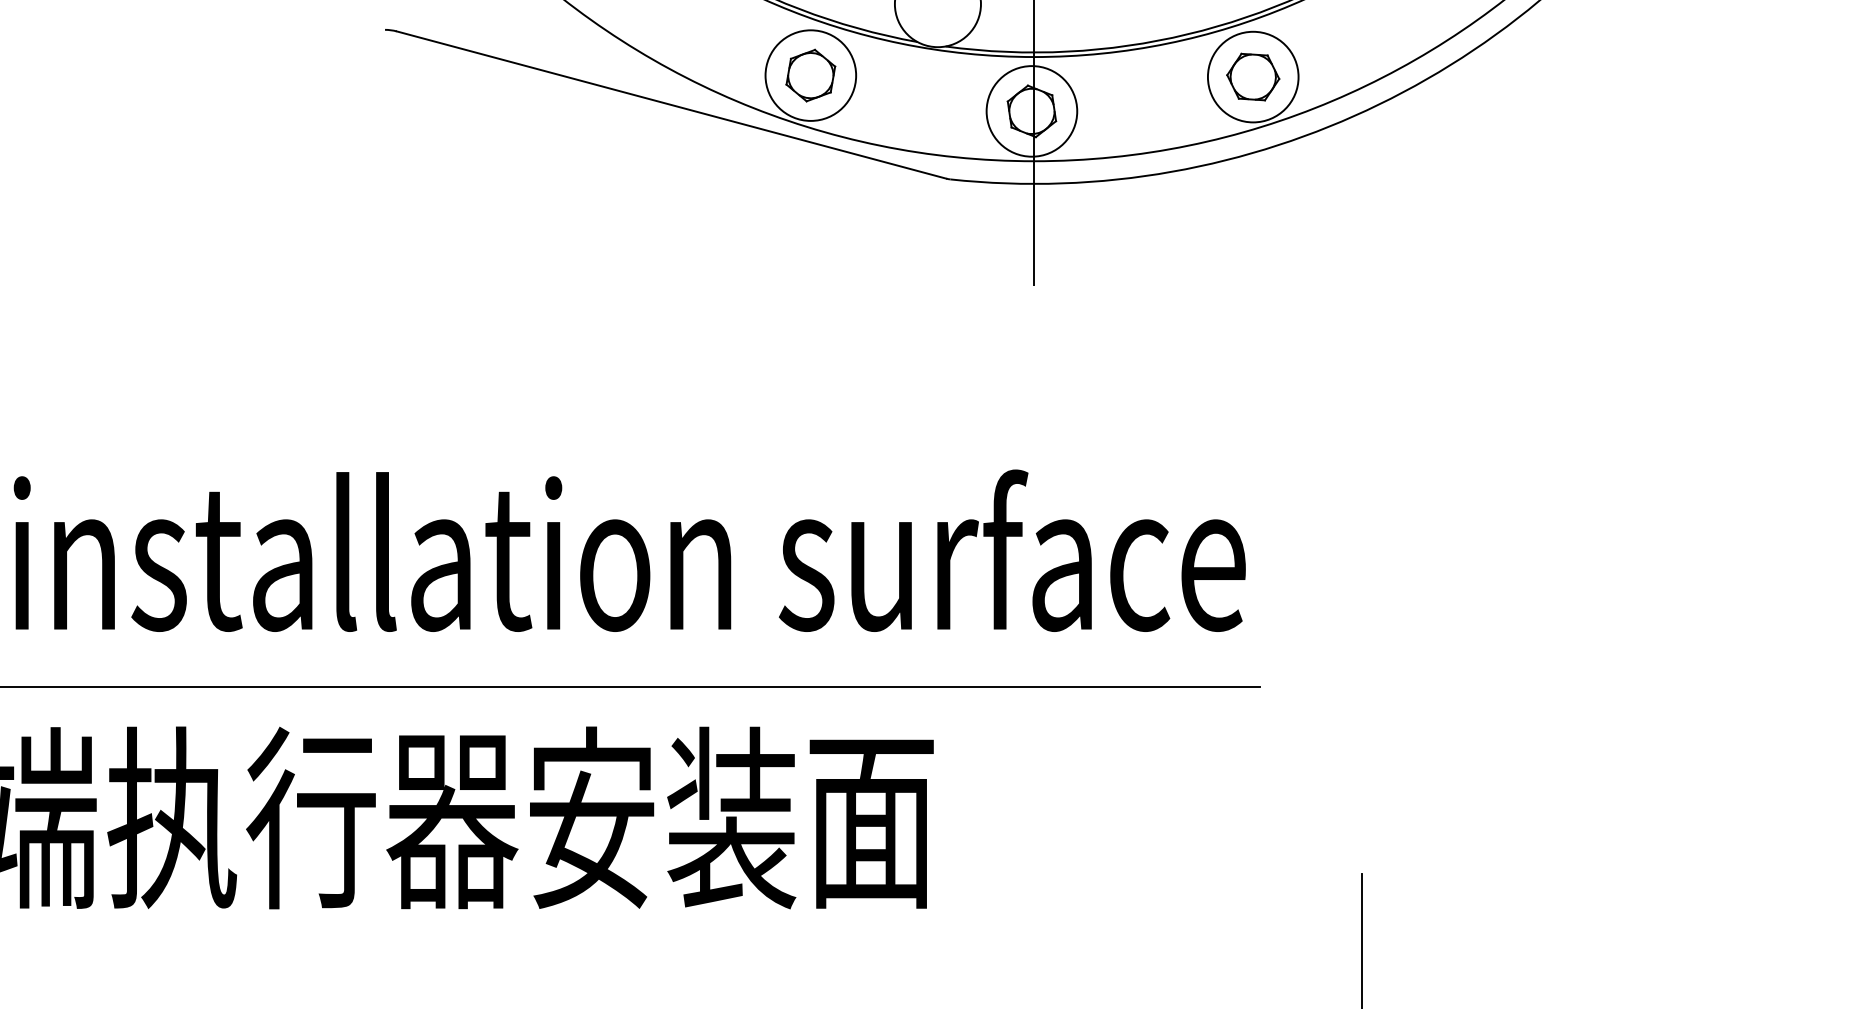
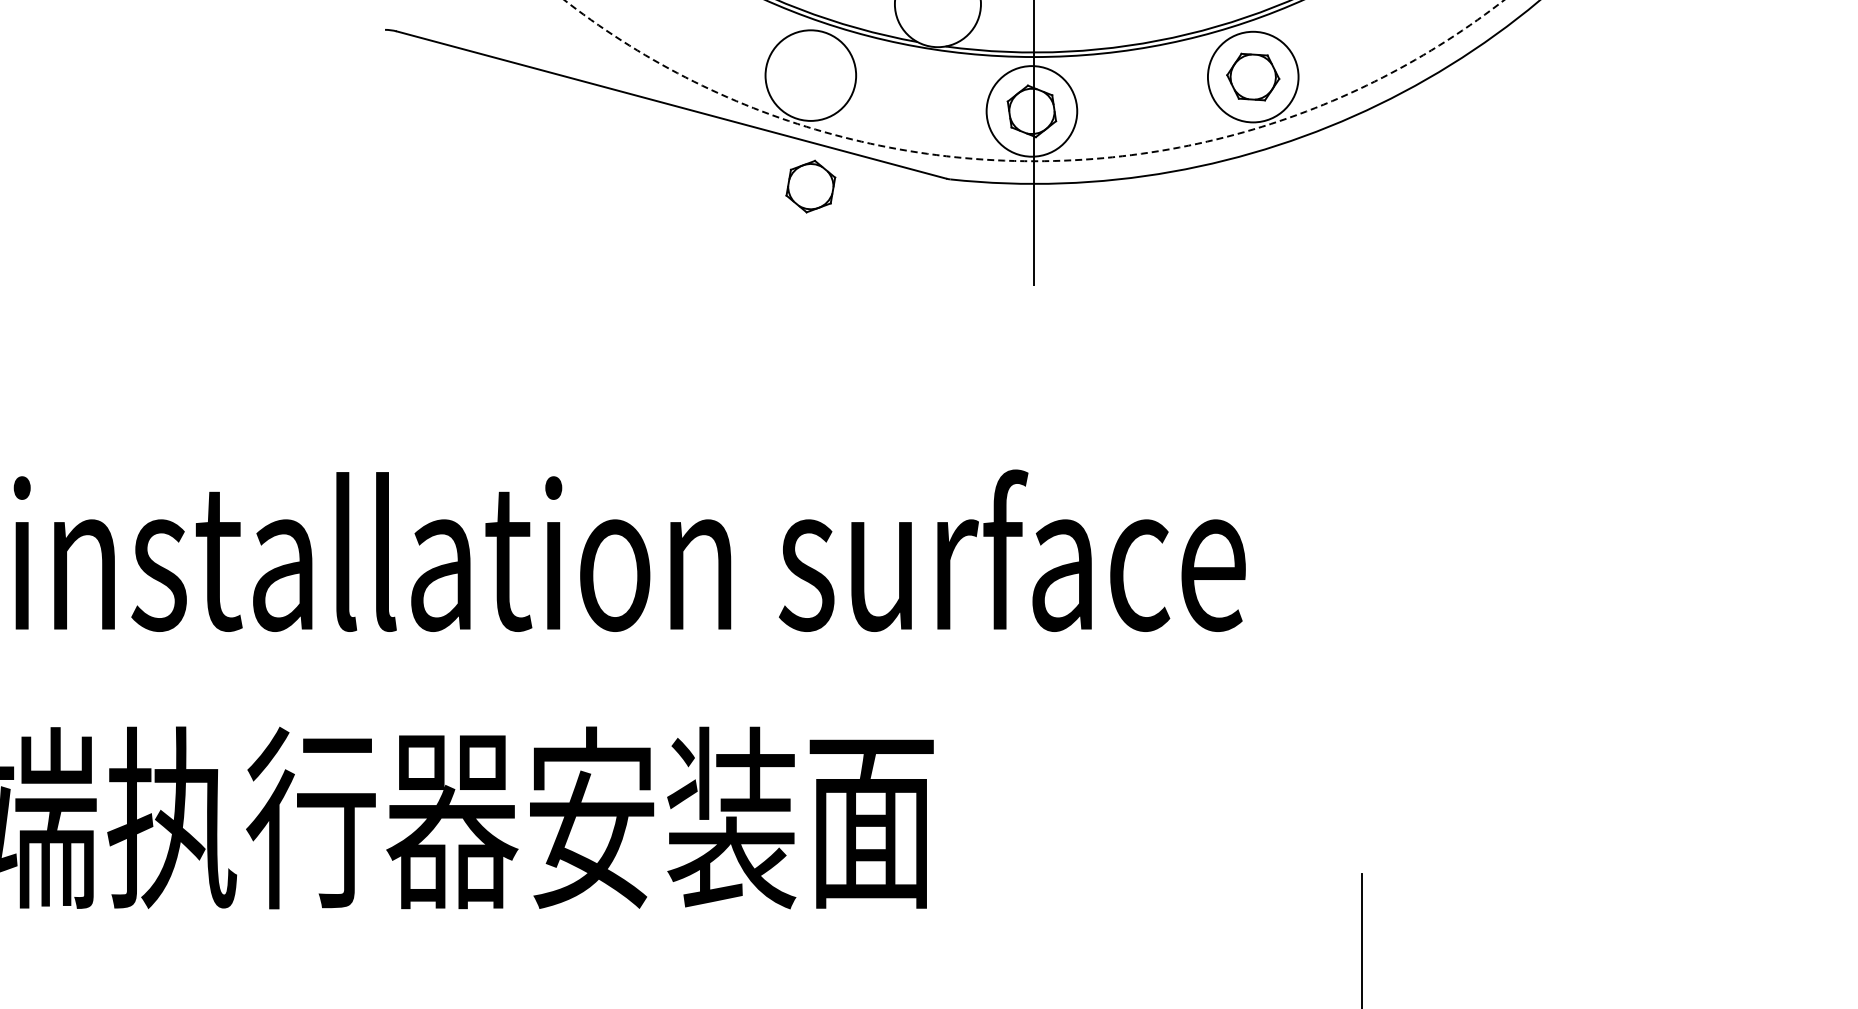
part position: (810, 75) -> (810, 186) (810, 186)
circle: solid -> dashed (1033, 80)
line: present -> none (630, 687)
